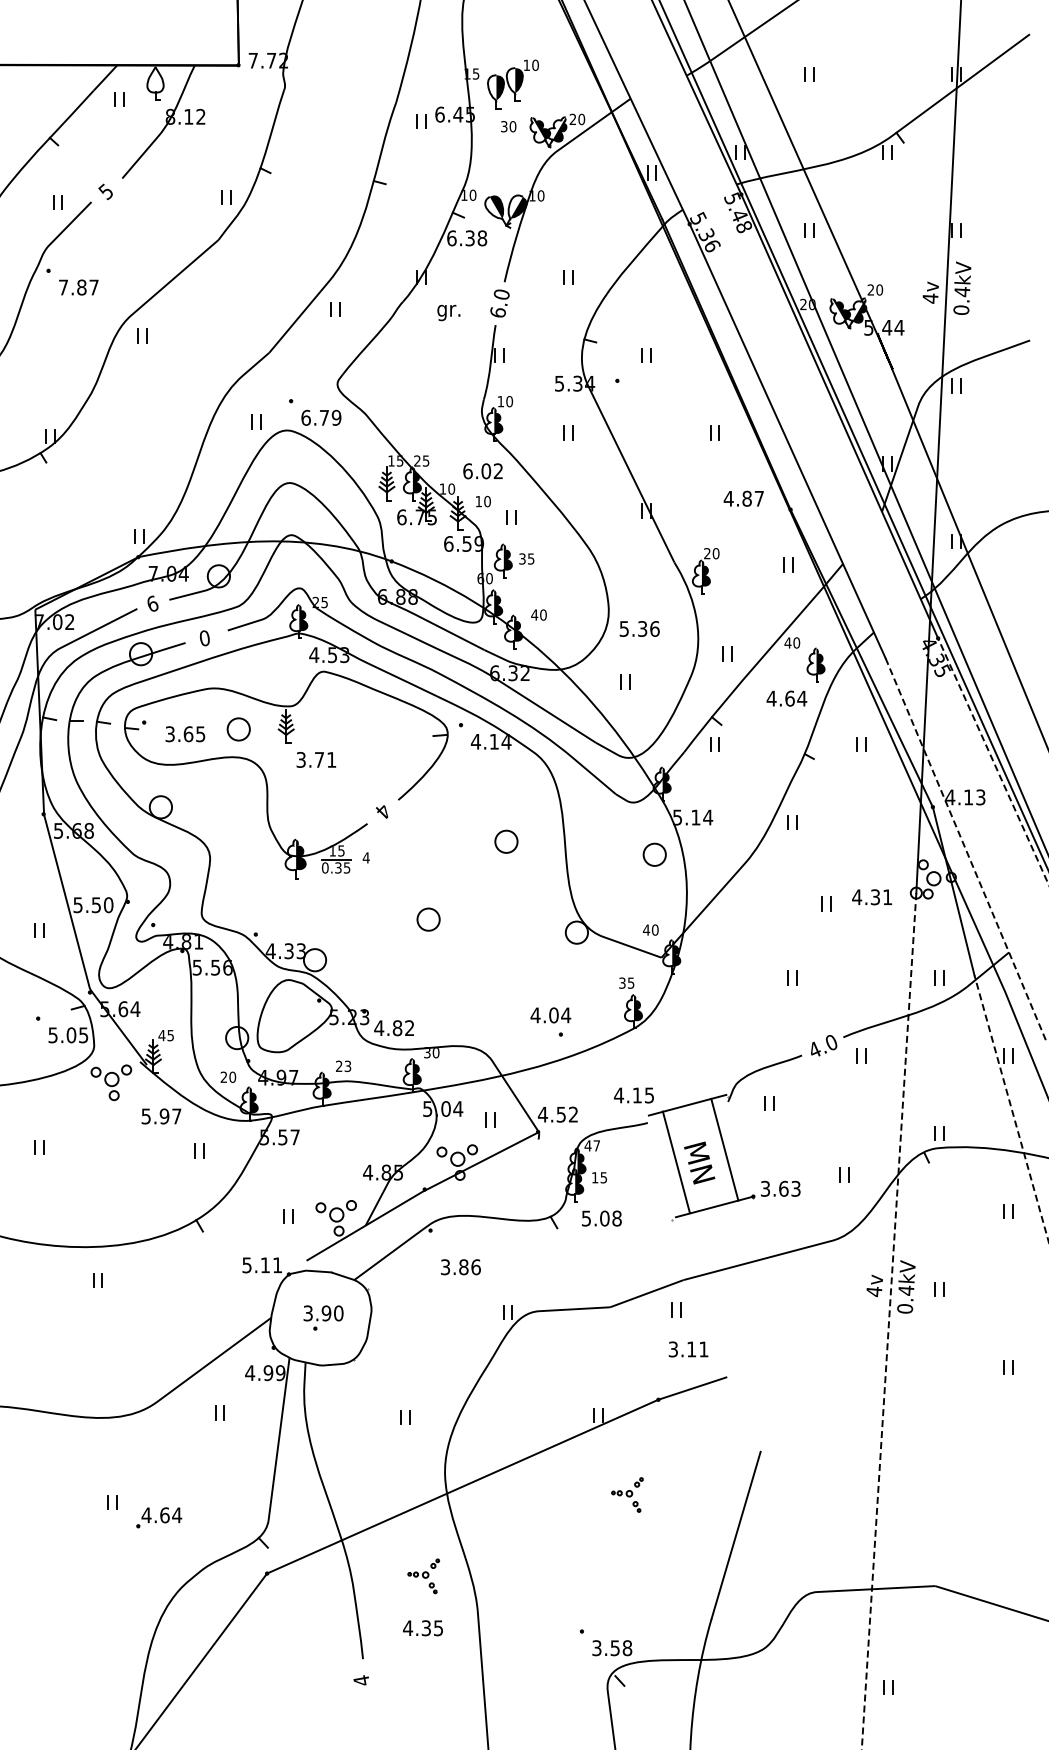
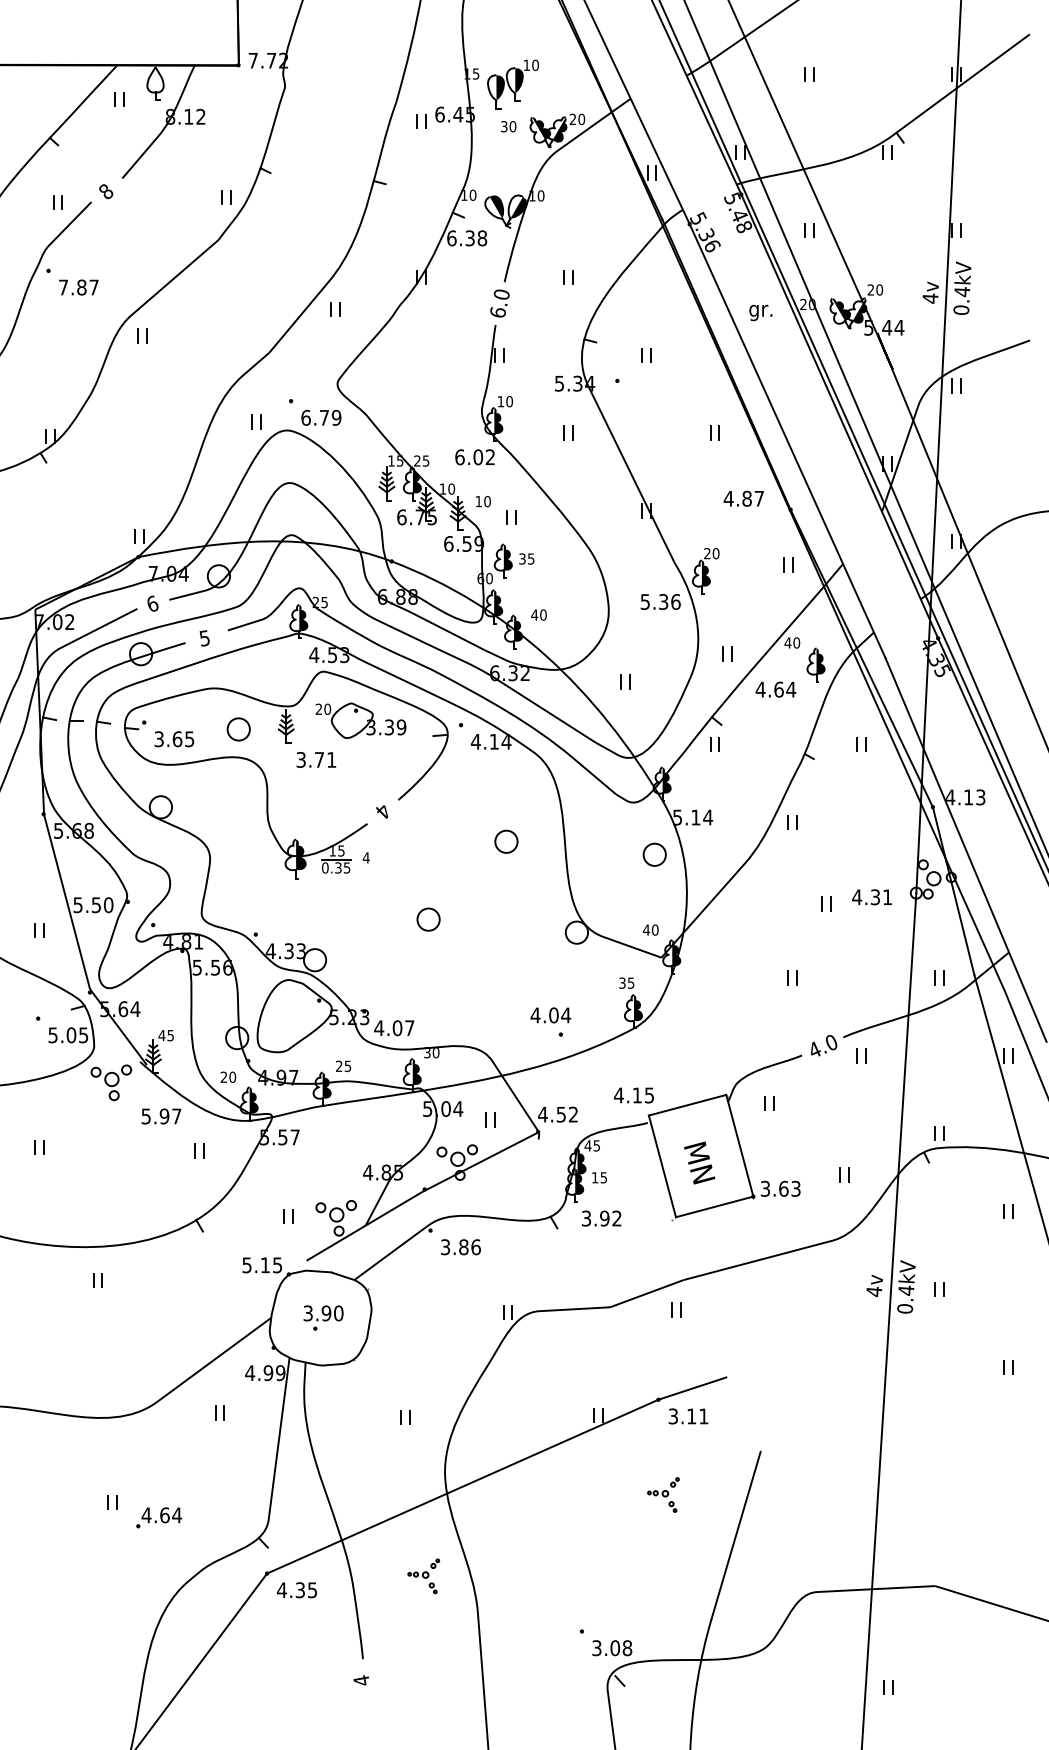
text: 5 -> 8 (105, 191)
text position: (448, 312) -> (760, 312) (760, 312)
text position: (482, 471) -> (474, 457) (474, 457)
text position: (639, 628) -> (660, 601) (660, 601)
text: 0 -> 5 (204, 638)
text position: (786, 698) -> (775, 689) (775, 689)
part: none -> present (360, 720)
text position: (185, 734) -> (174, 739) (174, 739)
line: dashed -> solid (993, 761)
line: dashed -> solid (966, 850)
text: 4.82 -> 4.07 (403, 1027)
text: 23 -> 25 (348, 1065)
line: dashed -> solid (1011, 1108)
text: 47 -> 45 (596, 1145)
line position: (724, 1149) -> (739, 1145) (739, 1145)
line position: (675, 1162) -> (661, 1166) (661, 1166)
text: 5.08 -> 3.92 (601, 1218)
text: 5.11 -> 5.15 (277, 1265)
text position: (460, 1267) -> (460, 1247) (460, 1247)
line: dashed -> solid (889, 1321)
text position: (688, 1349) -> (688, 1416) (688, 1416)
part position: (627, 1494) -> (663, 1494) (663, 1494)
text position: (422, 1628) -> (296, 1590) (296, 1590)
text: 3.58 -> 3.08 (615, 1648)
